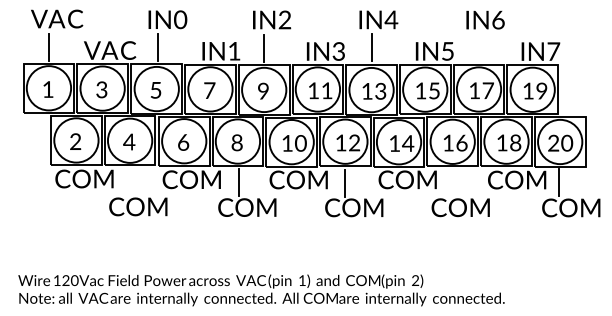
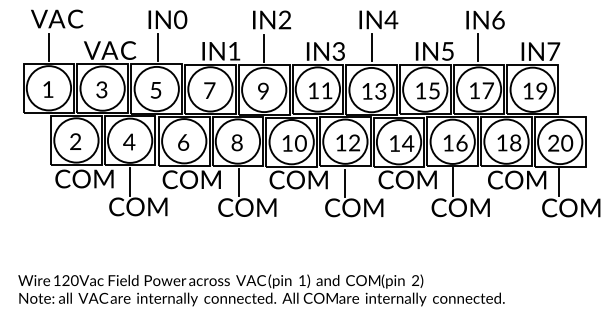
line: none -> present (478, 47)
line: none -> present (129, 181)
line: none -> present (453, 181)
